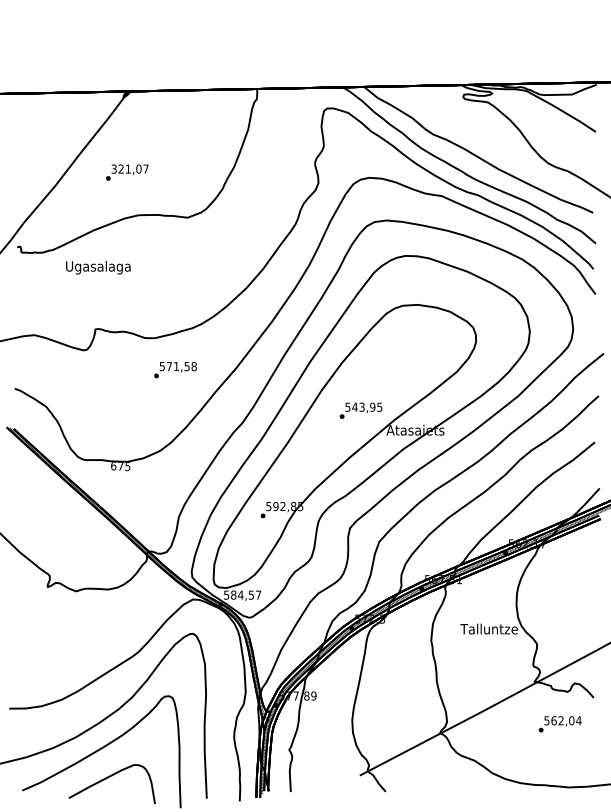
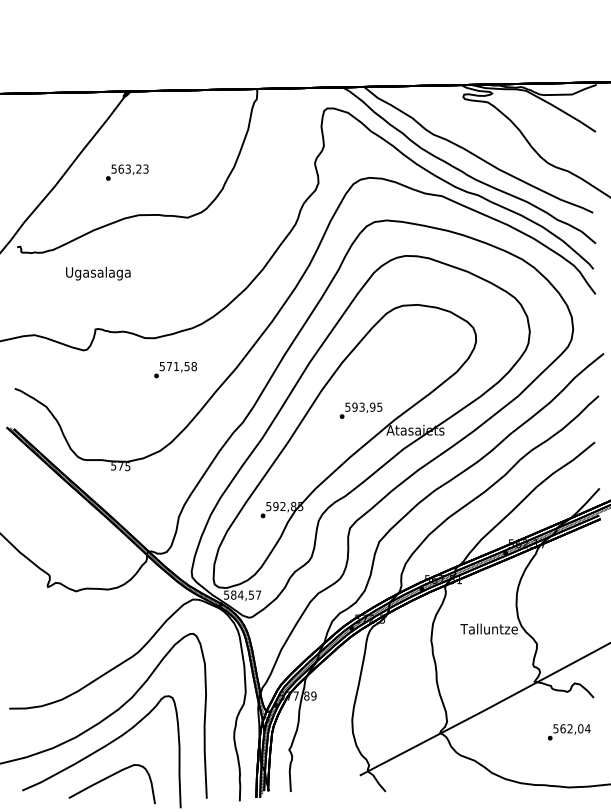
text: 321,07 -> 563,23 (129, 168)
text position: (98, 267) -> (98, 273) (98, 273)
text: 543,95 -> 593,95 (354, 406)
text: 675 -> 575 (113, 466)
text position: (559, 724) -> (568, 732) (568, 732)
